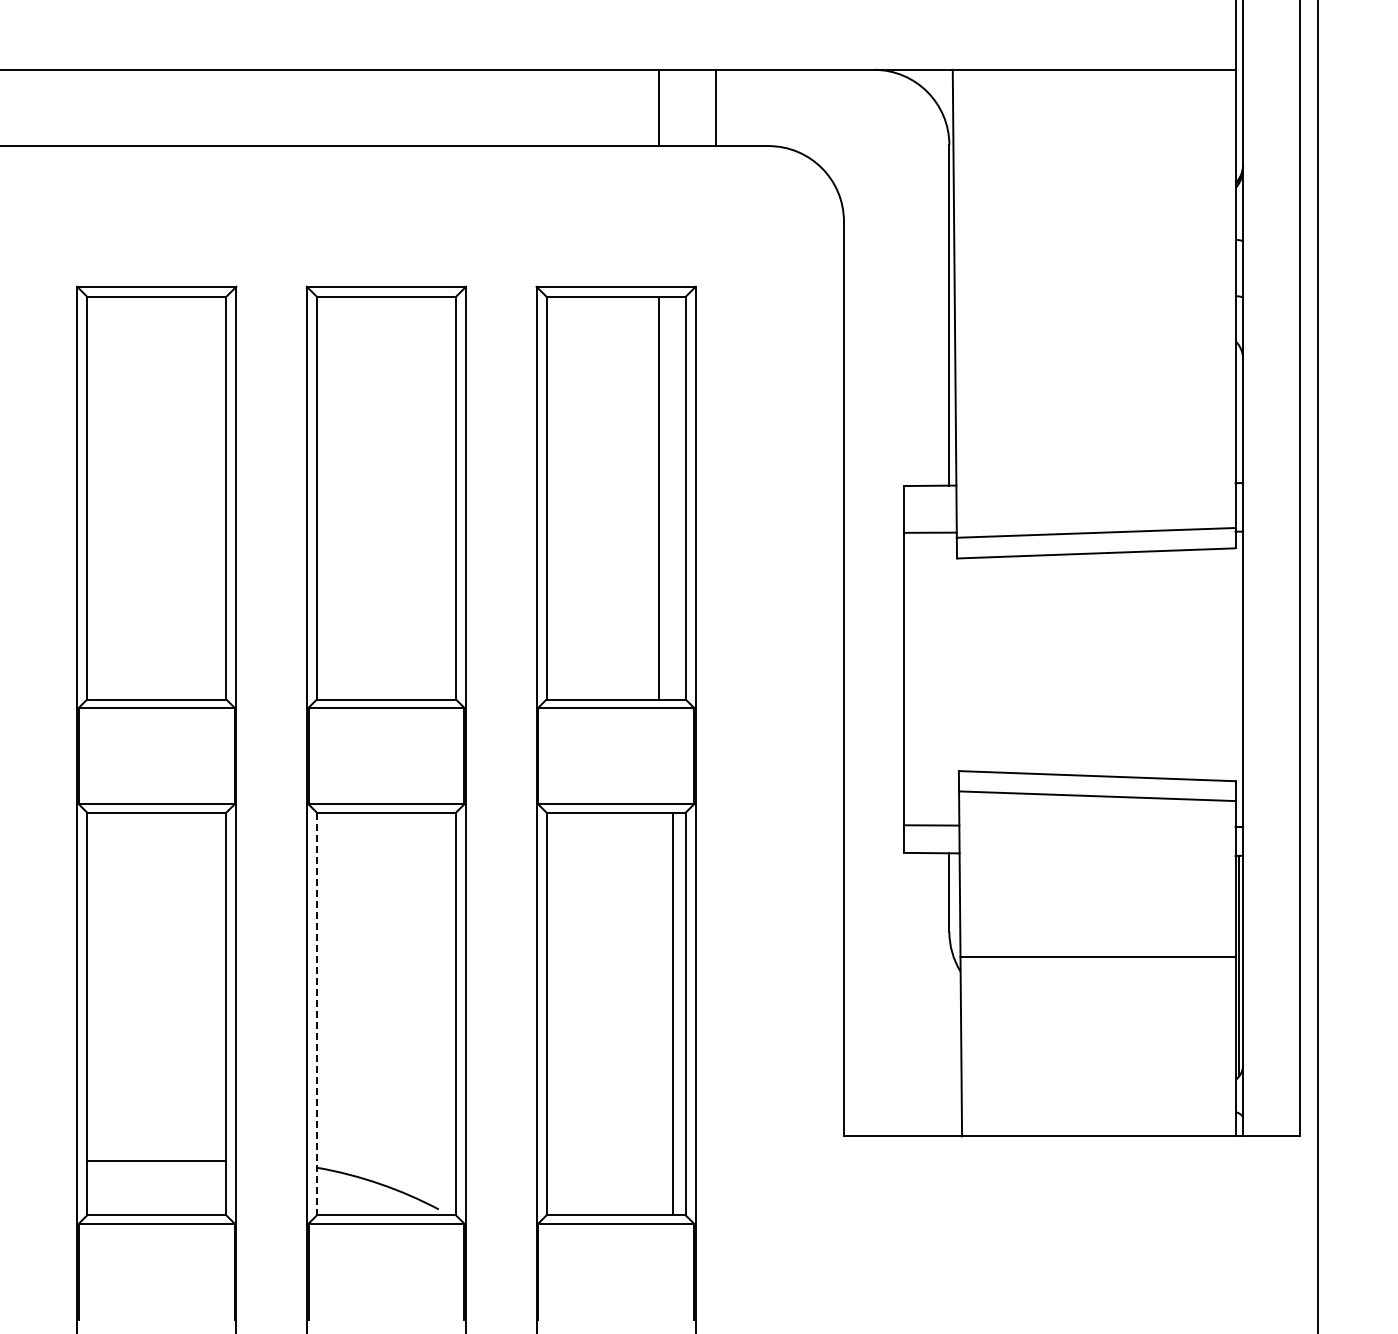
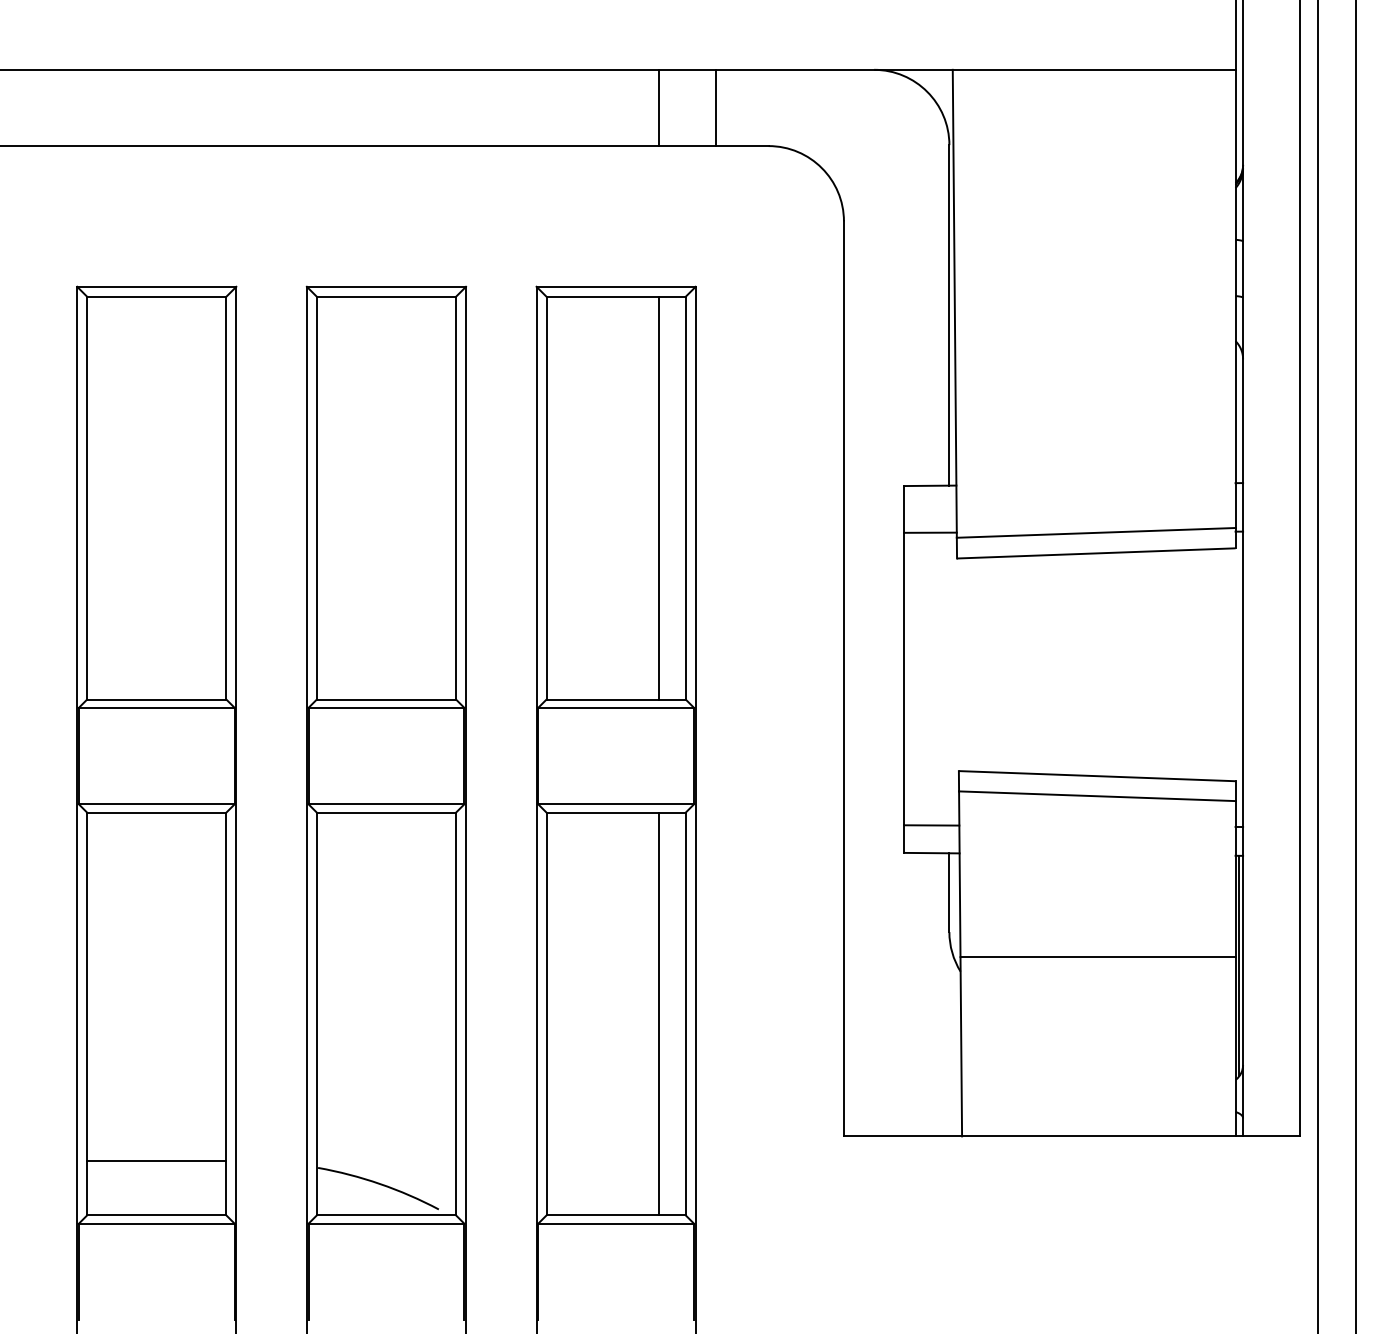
line: none -> present (1356, 666)
line position: (673, 1013) -> (659, 1013) (659, 1013)
line: dashed -> solid (316, 1014)
